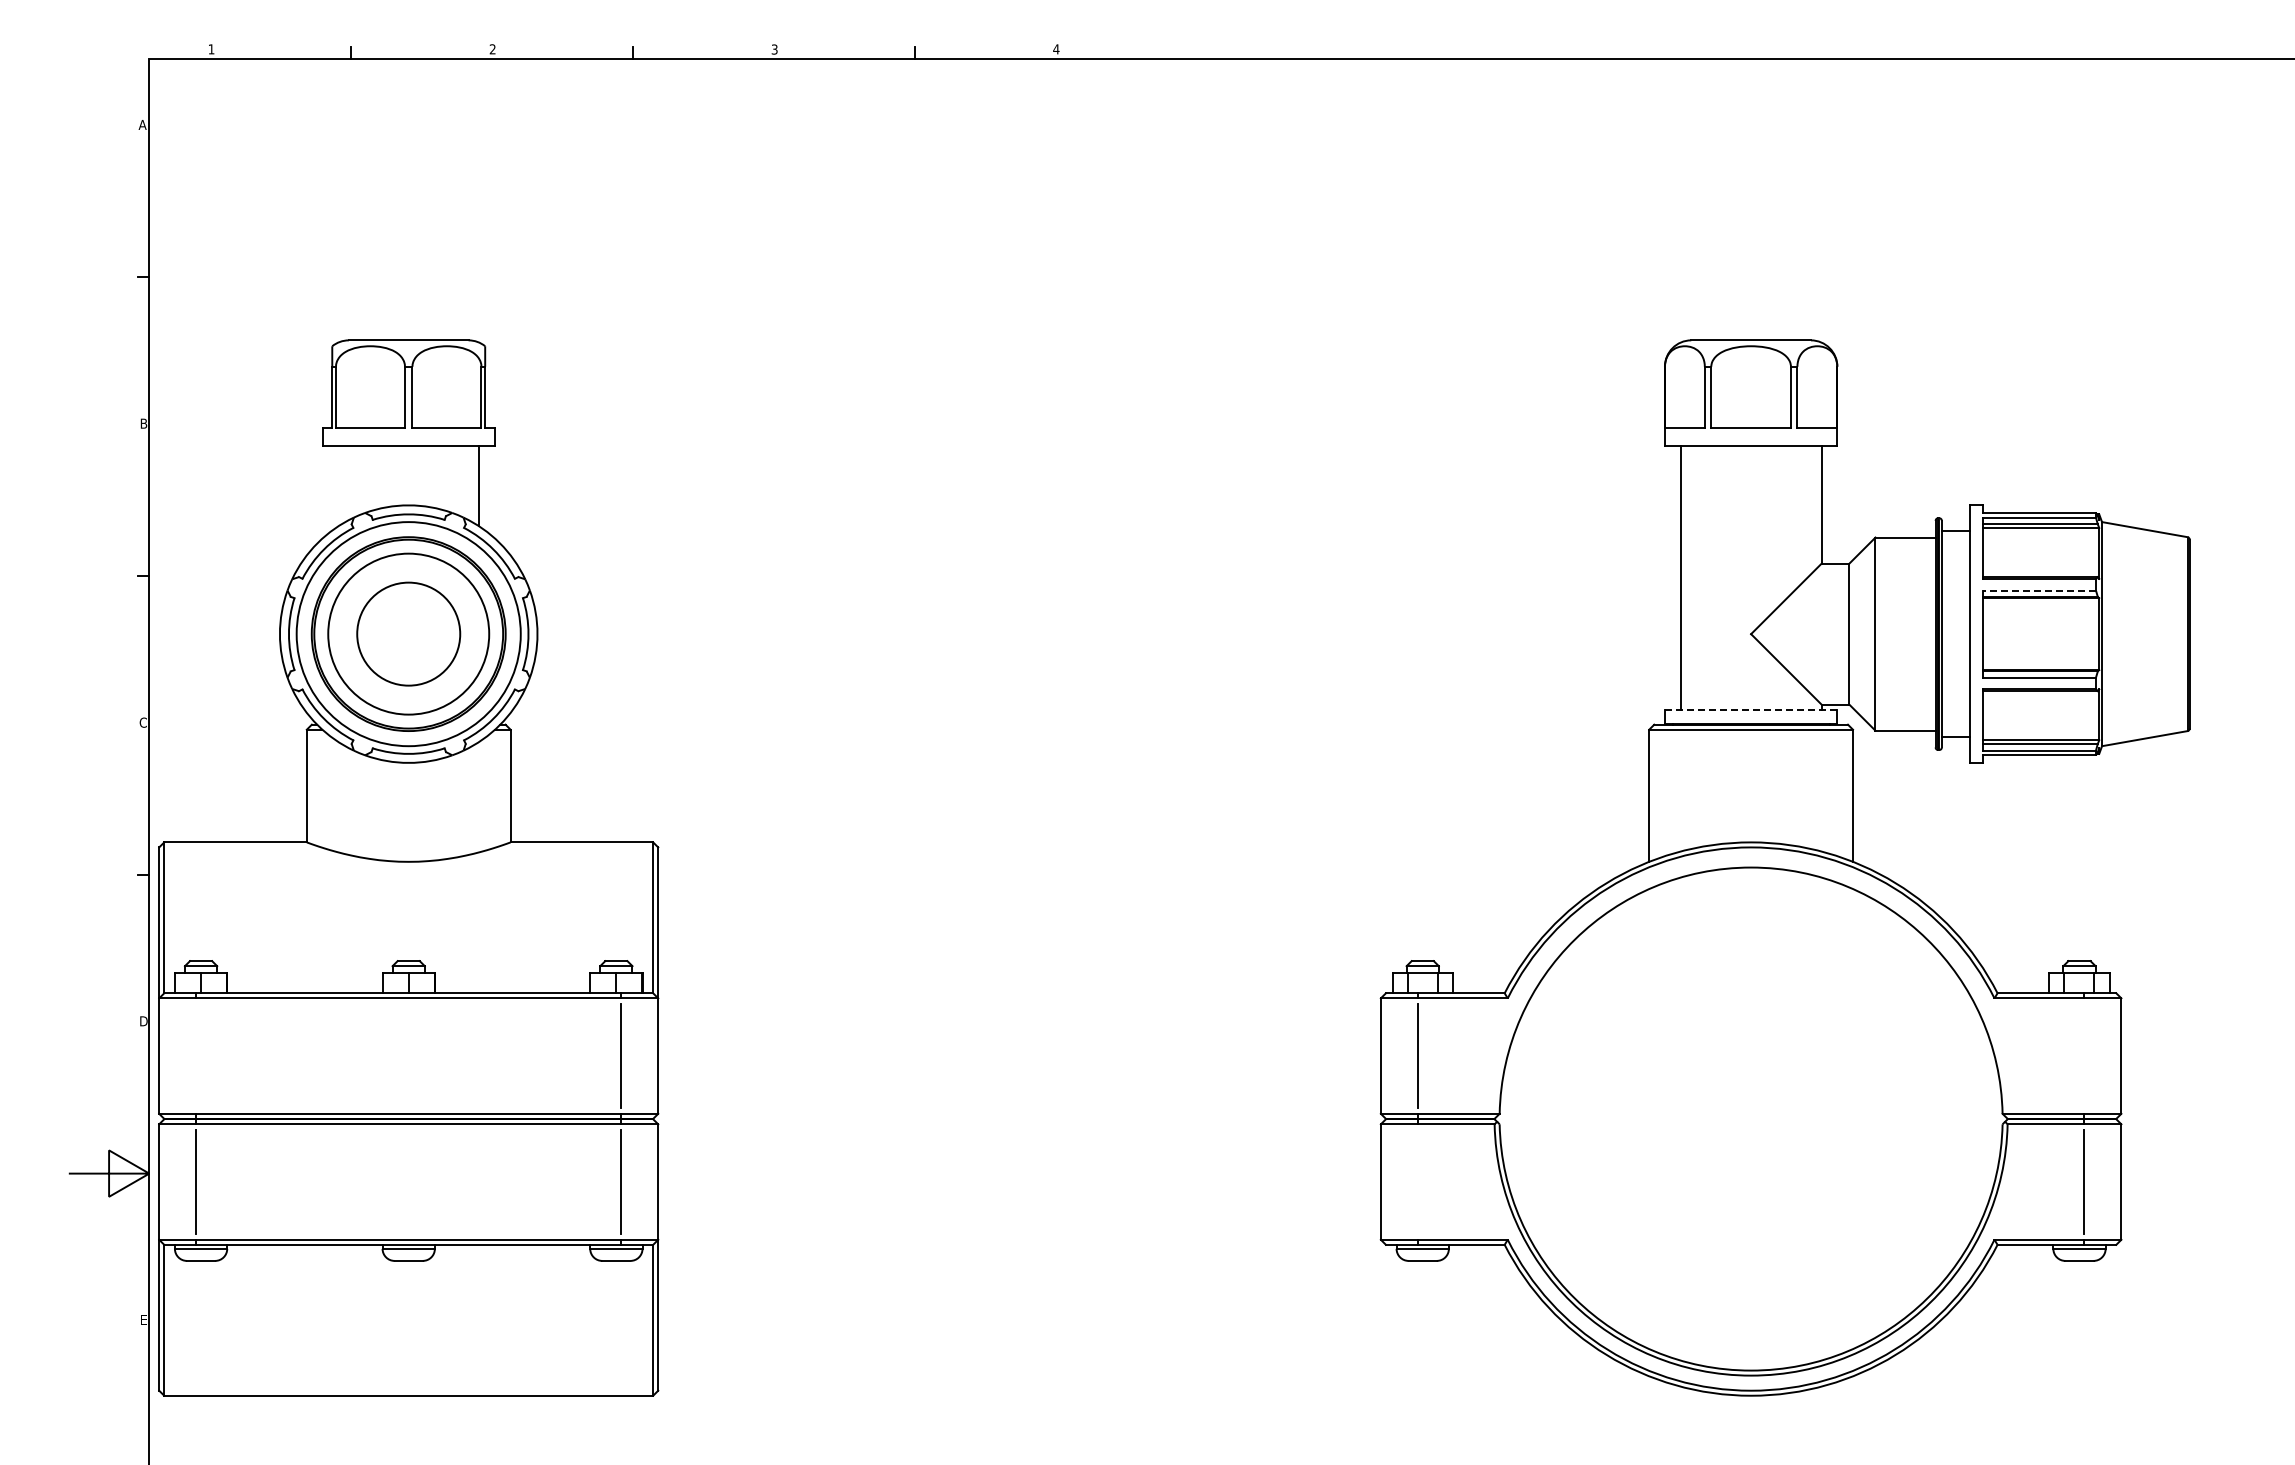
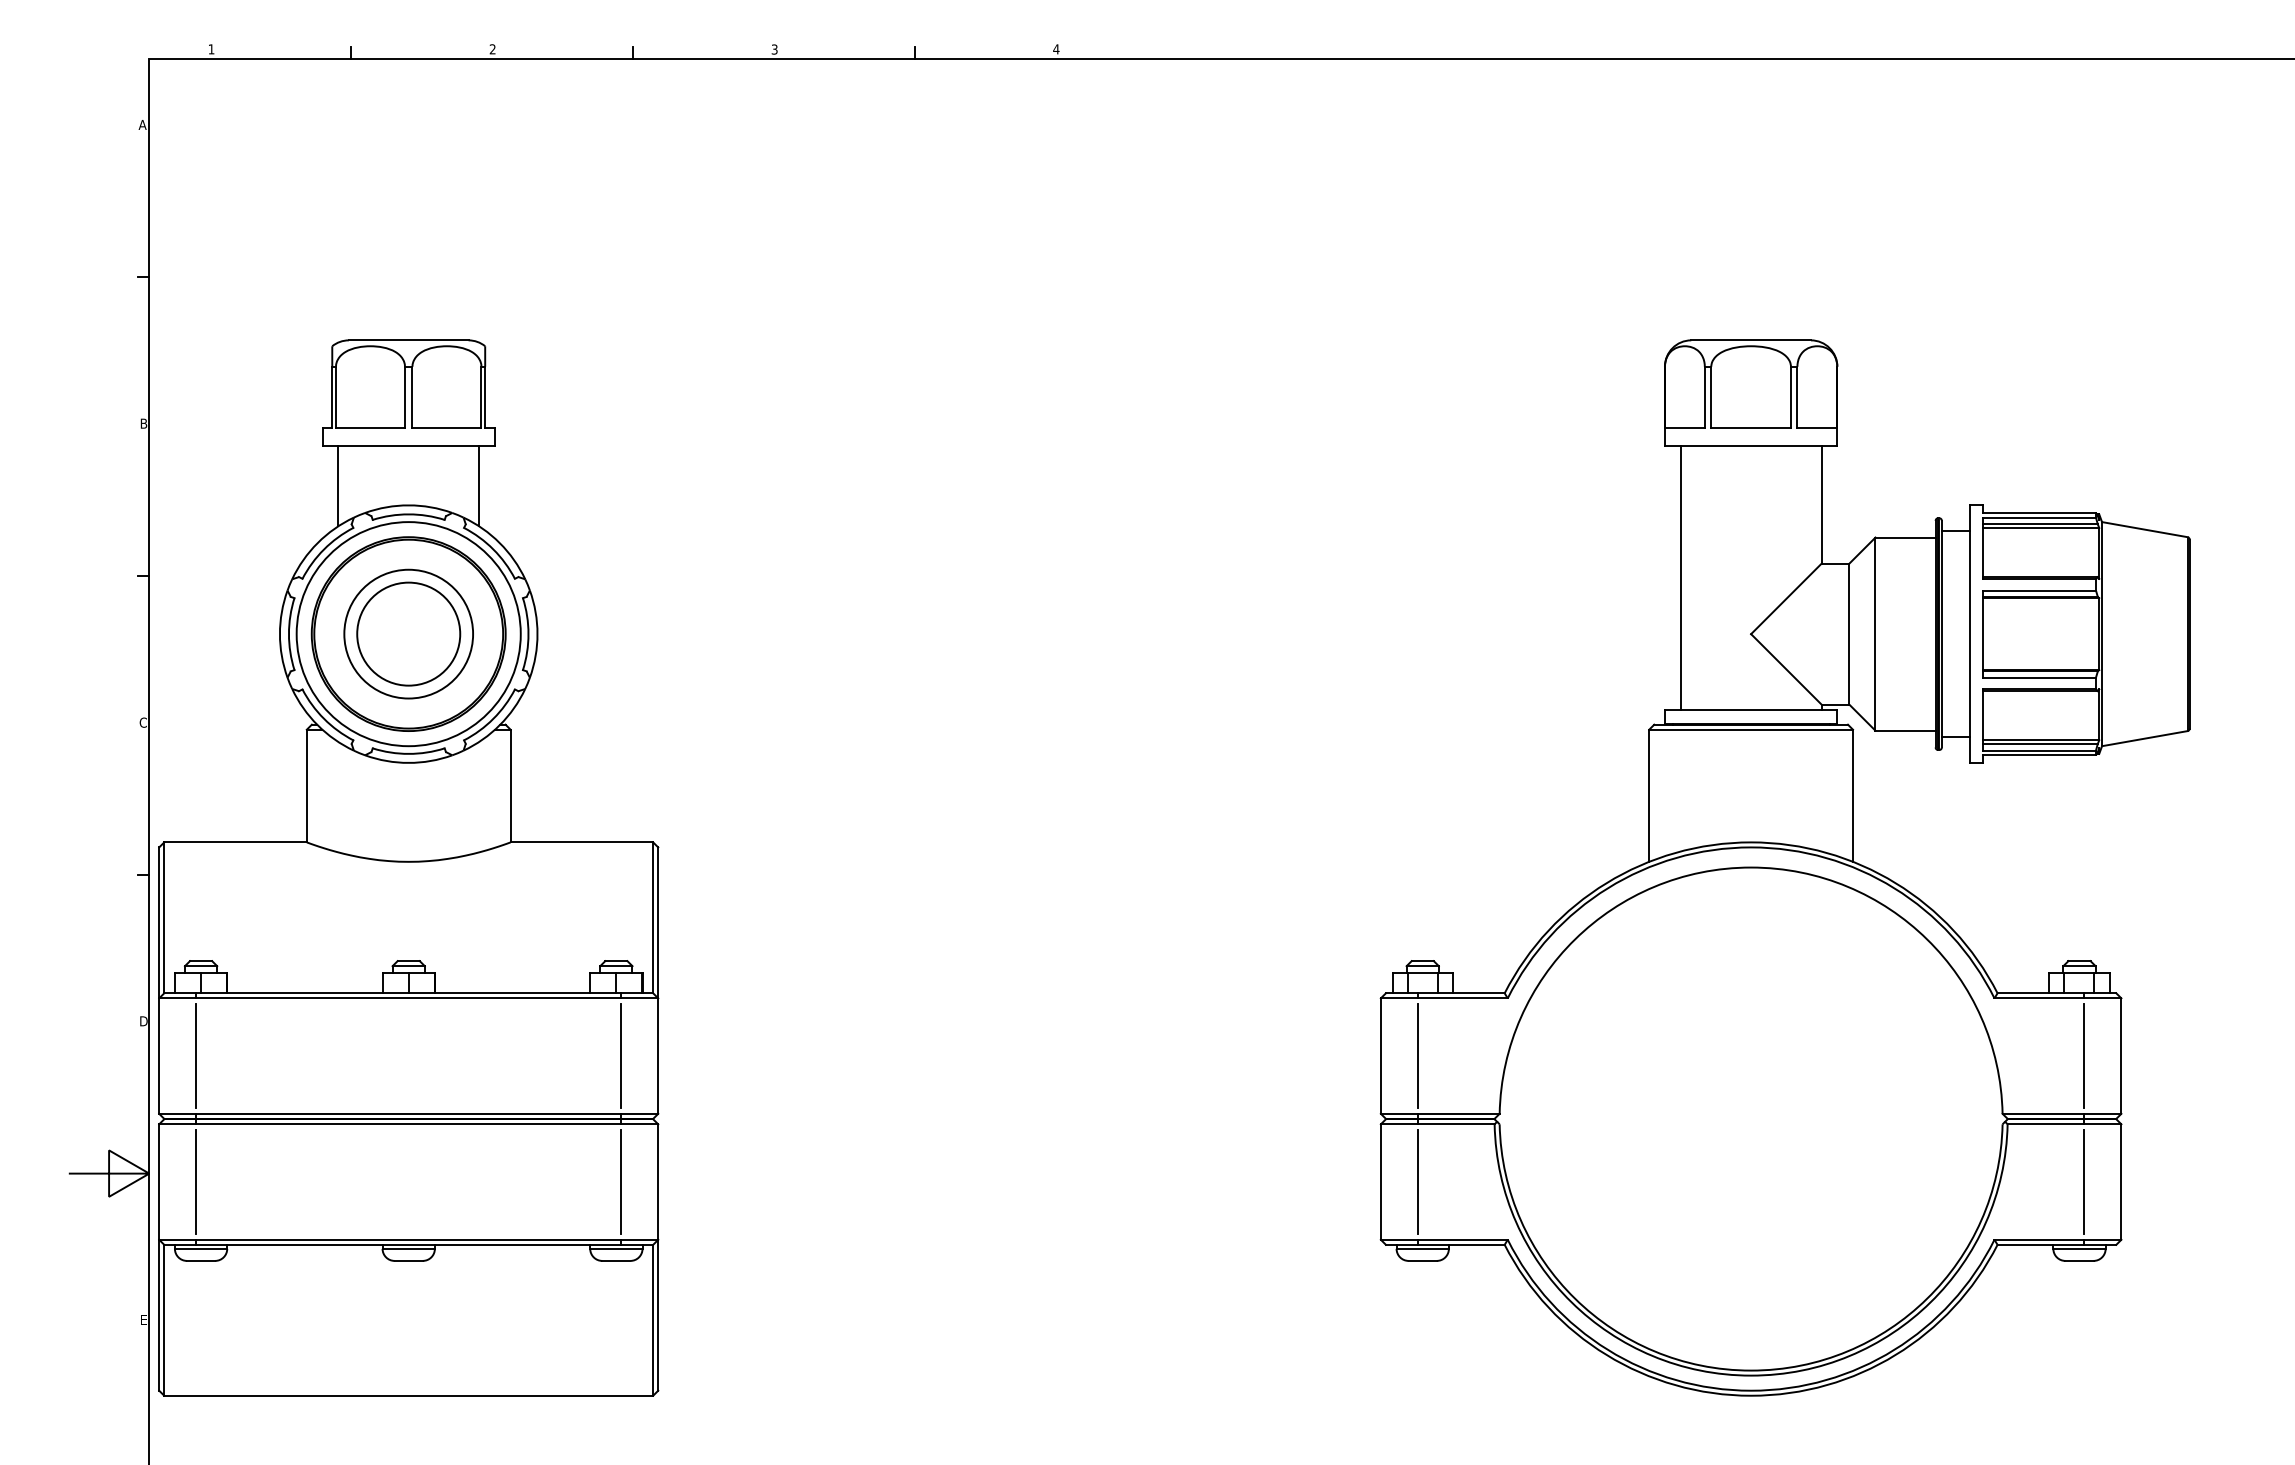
line: none -> present (338, 485)
line: dashed -> solid (2039, 590)
circle diameter: 161 px -> 129 px (408, 633)
line: dashed -> solid (1750, 709)
line: none -> present (196, 1056)
line: none -> present (2084, 1056)
line: none -> present (1417, 1182)
